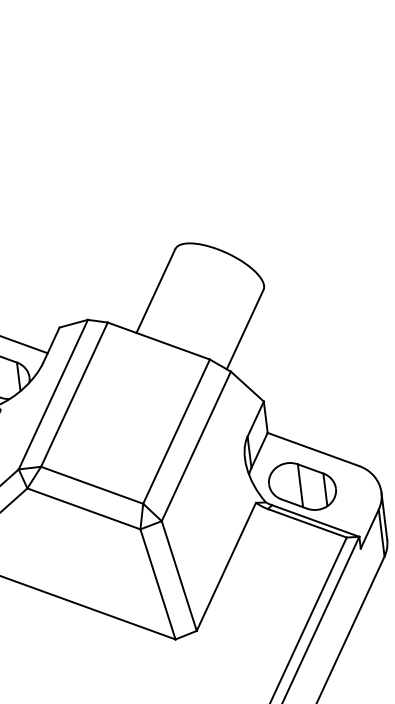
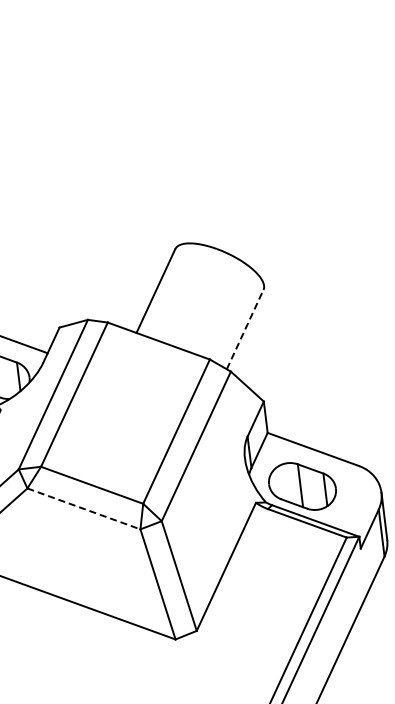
line: solid -> dashed (245, 329)
line: solid -> dashed (84, 509)
